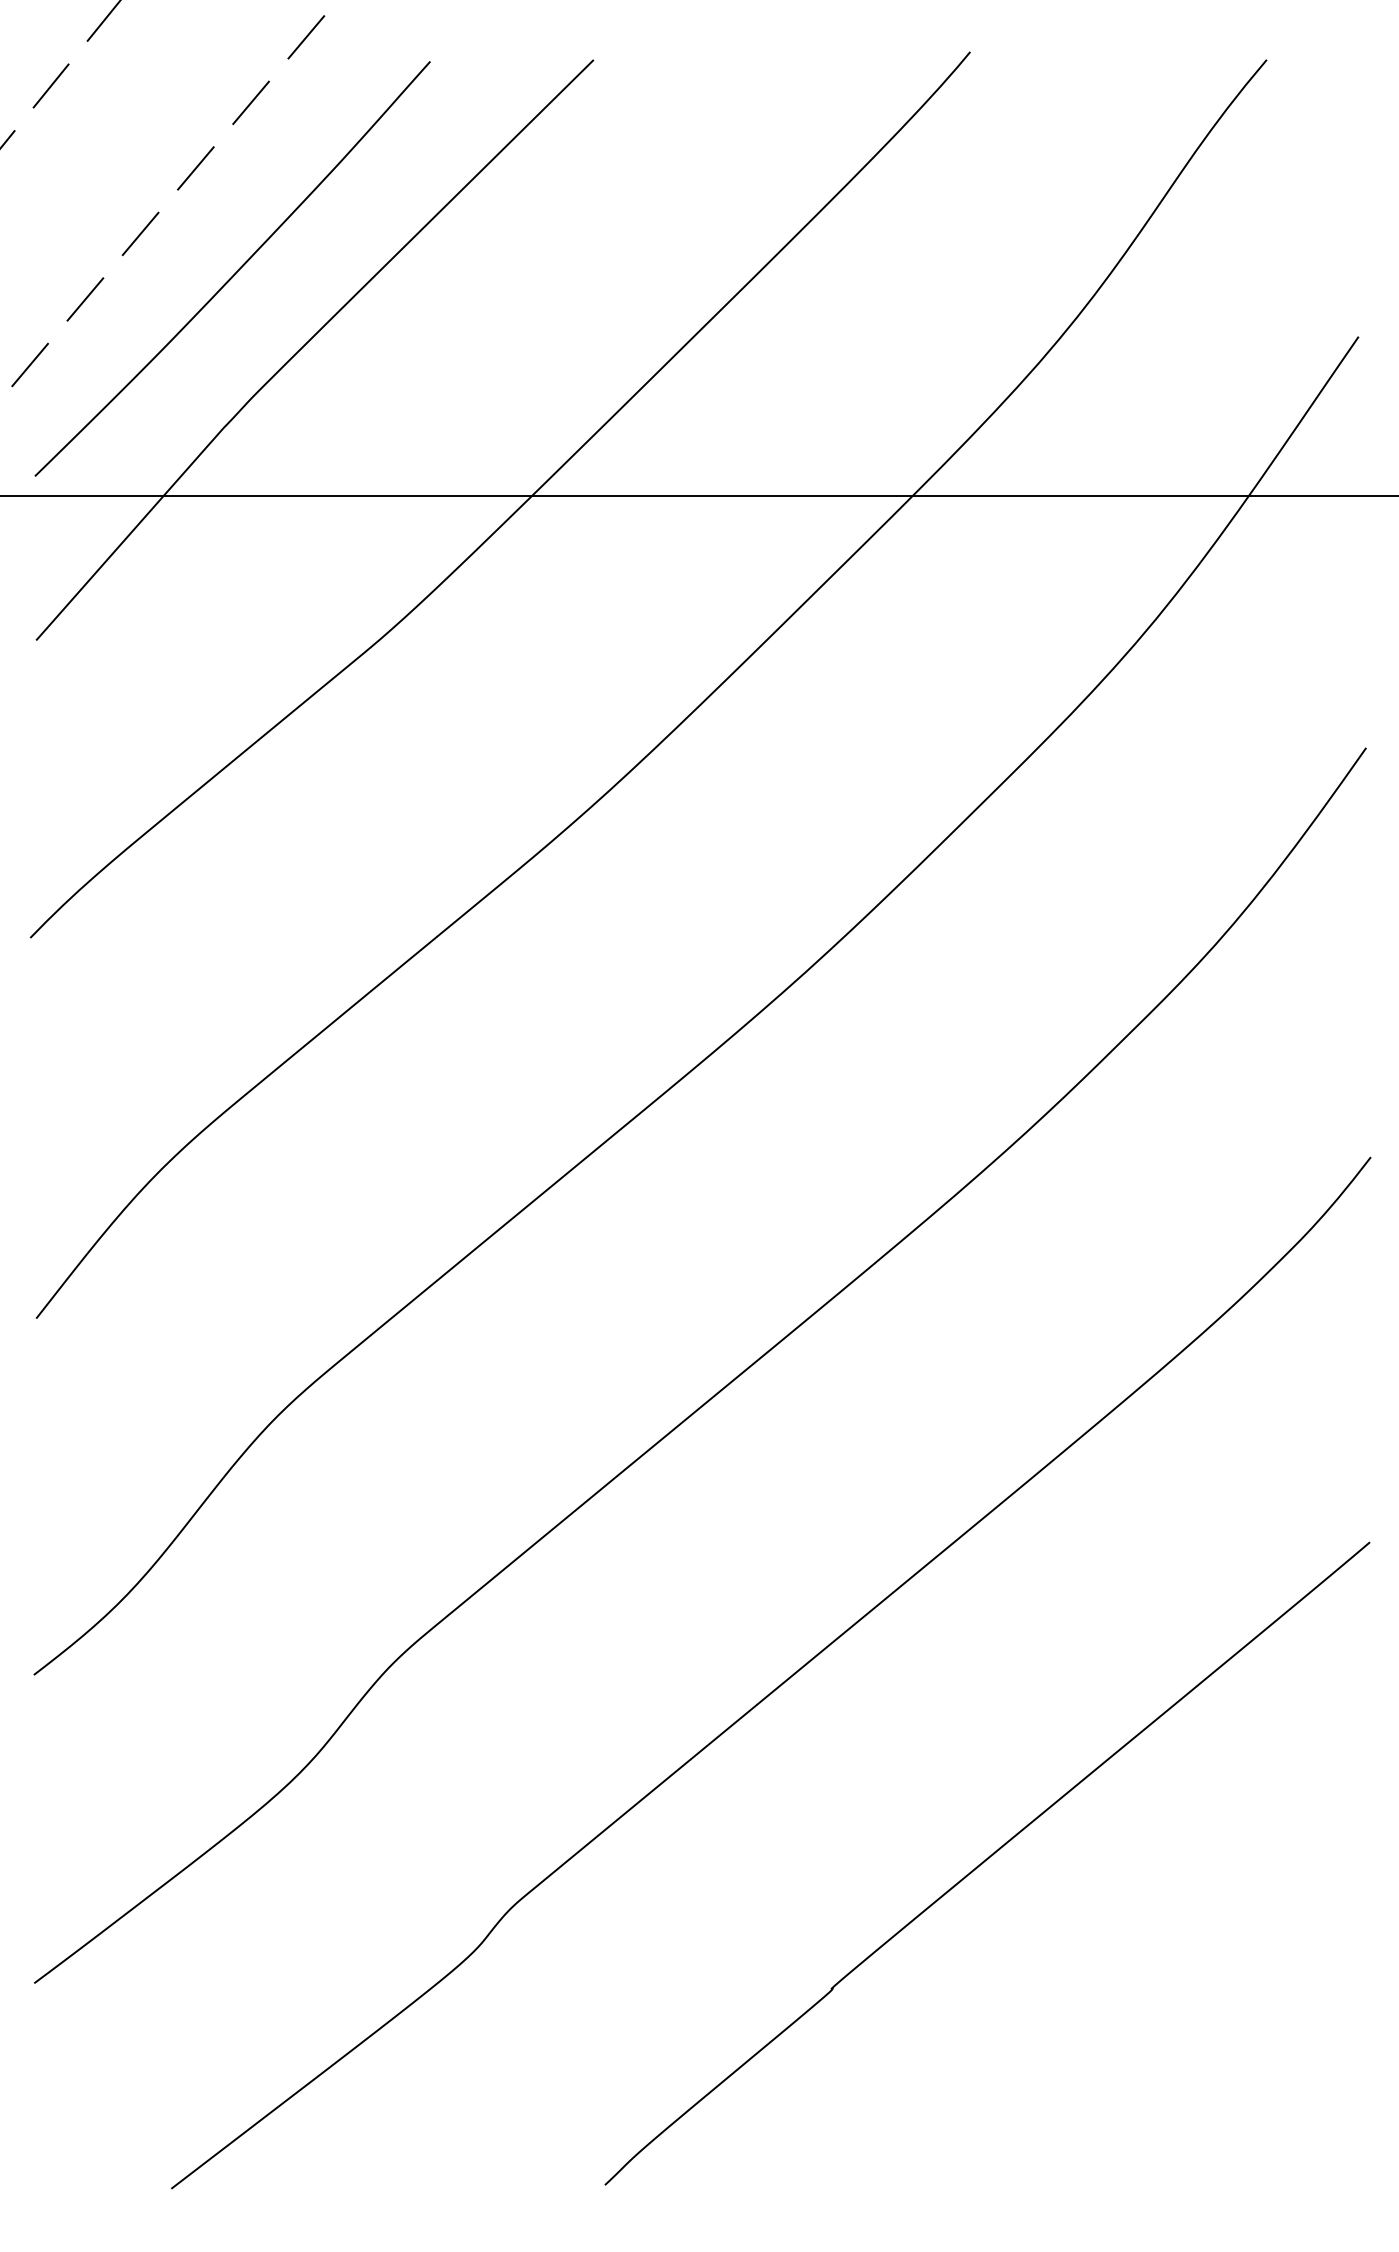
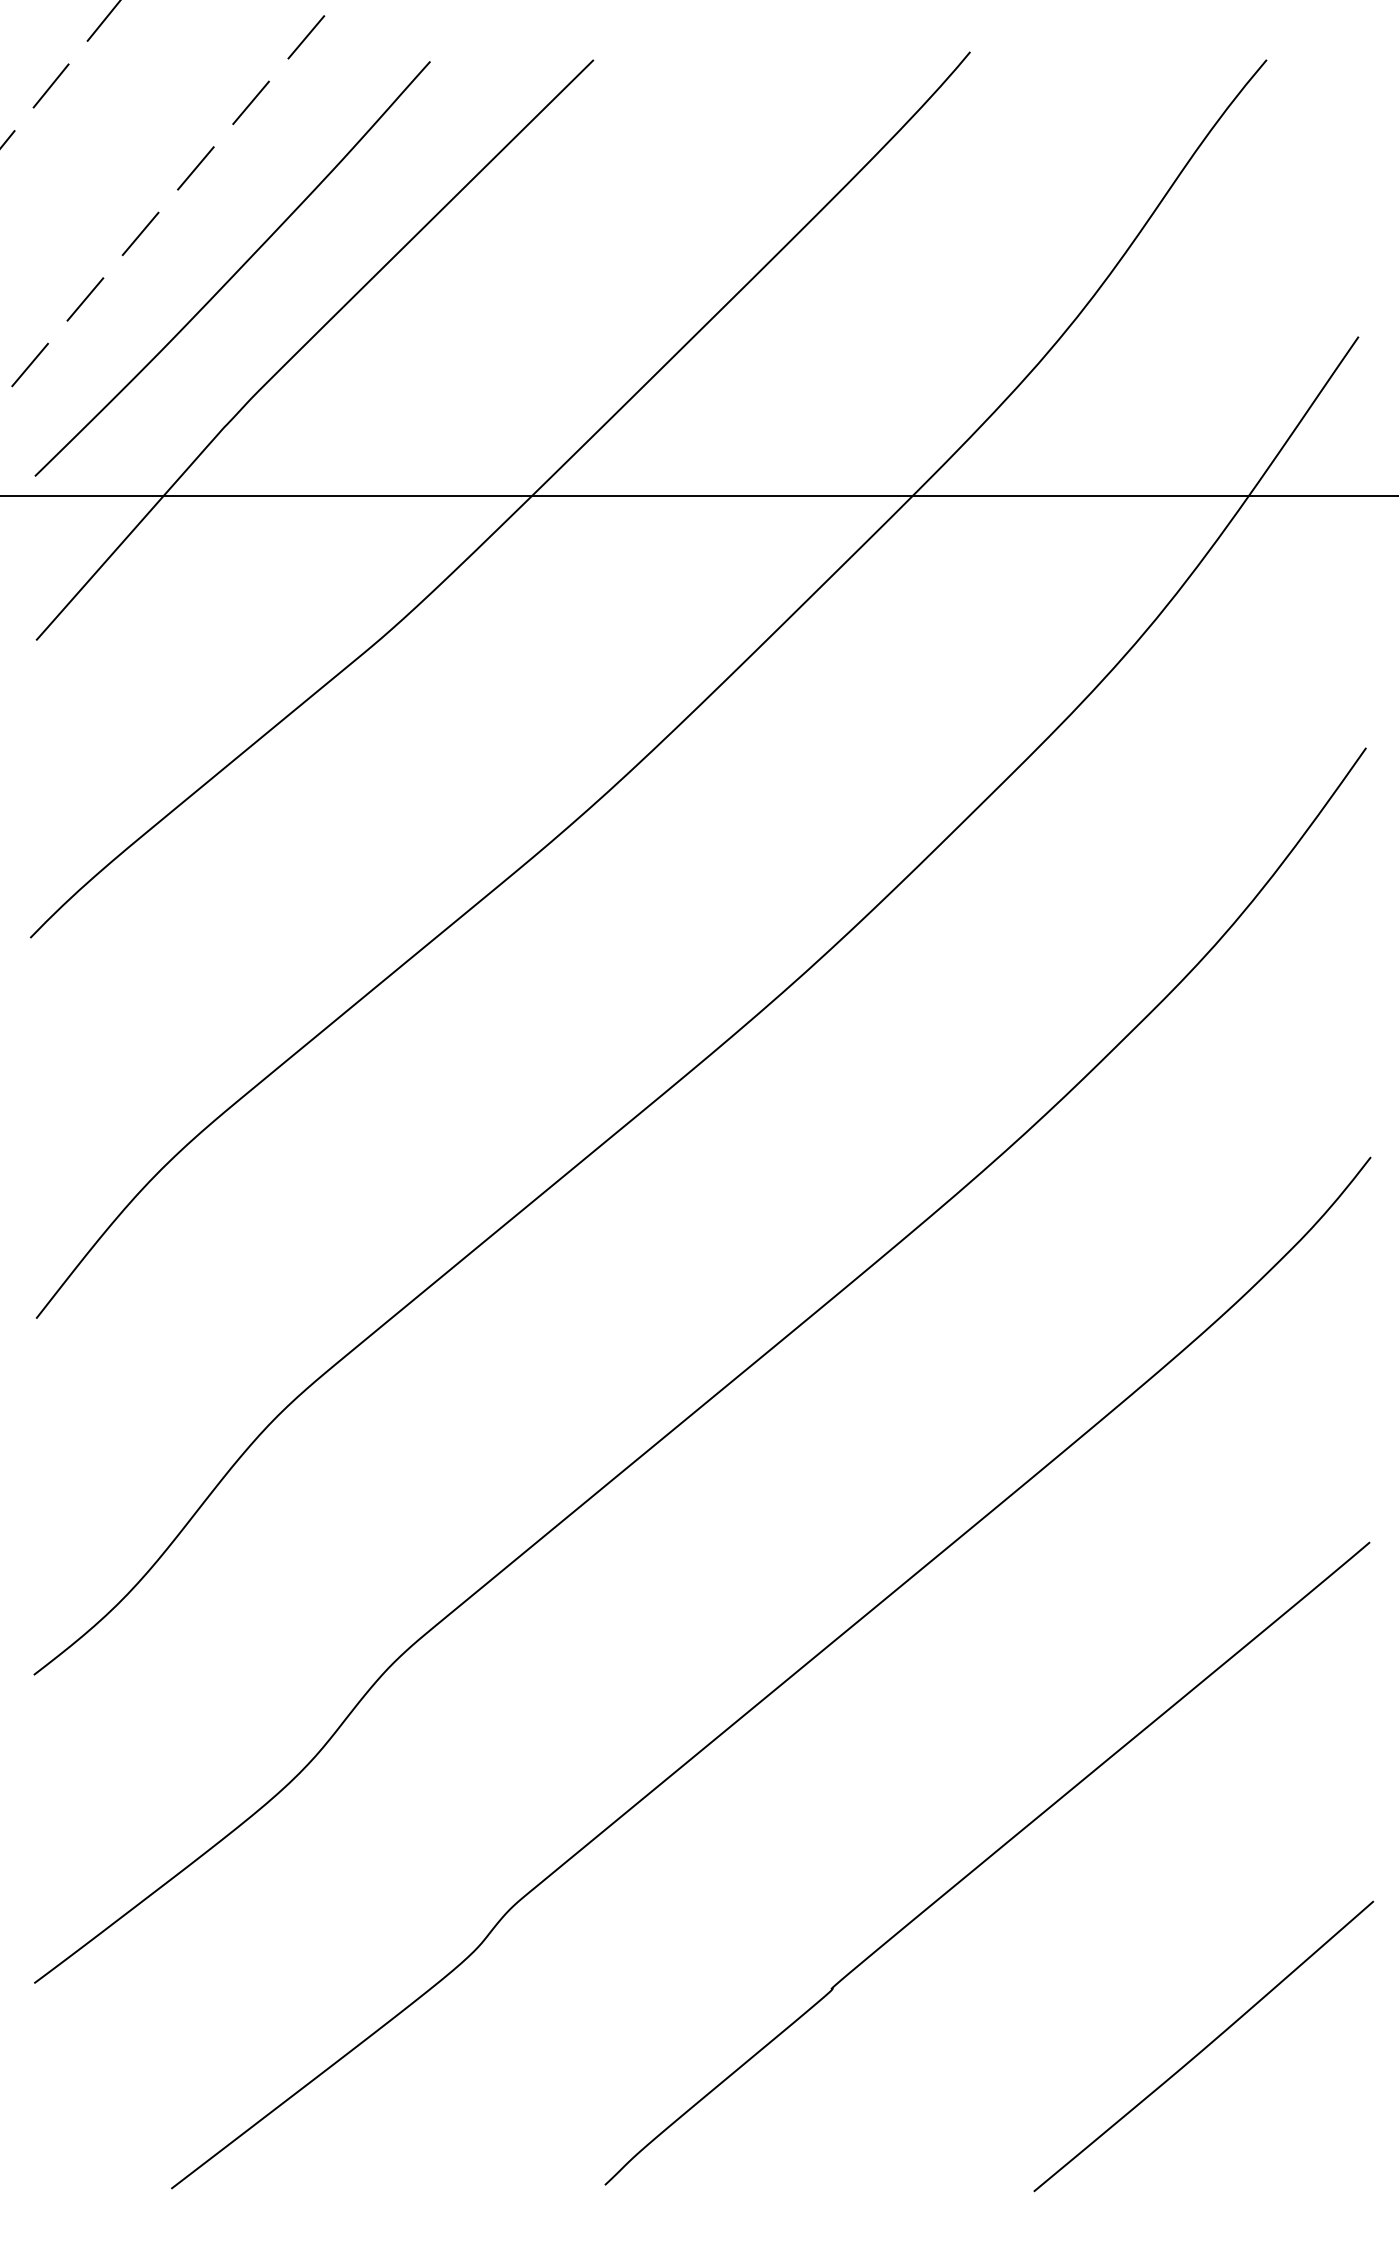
curve: none -> present (1204, 2047)
